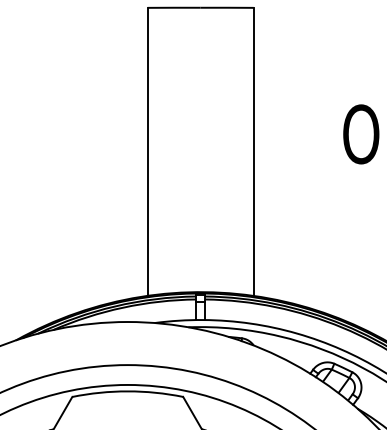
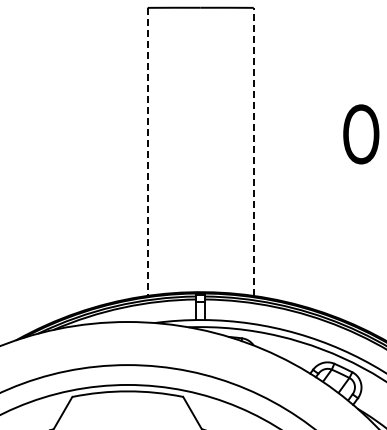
line: solid -> dashed (253, 151)
line: solid -> dashed (147, 152)
